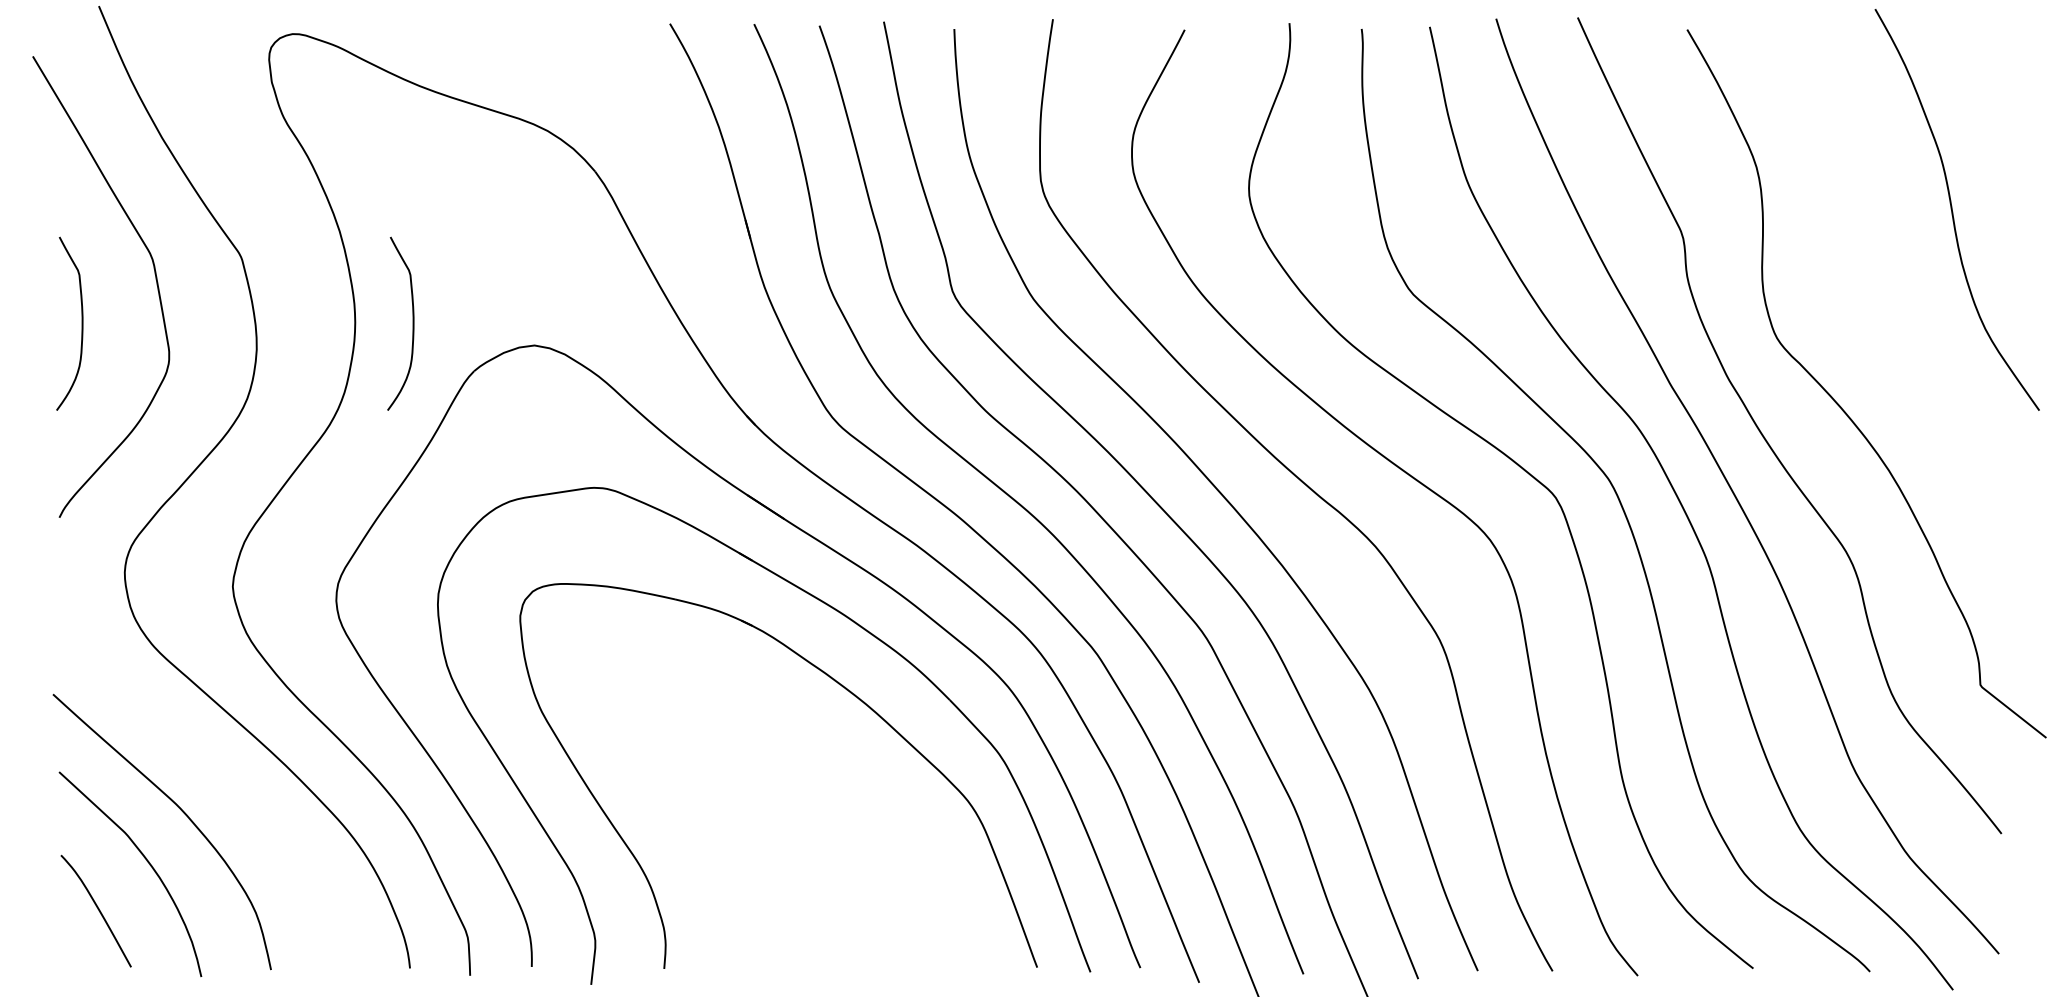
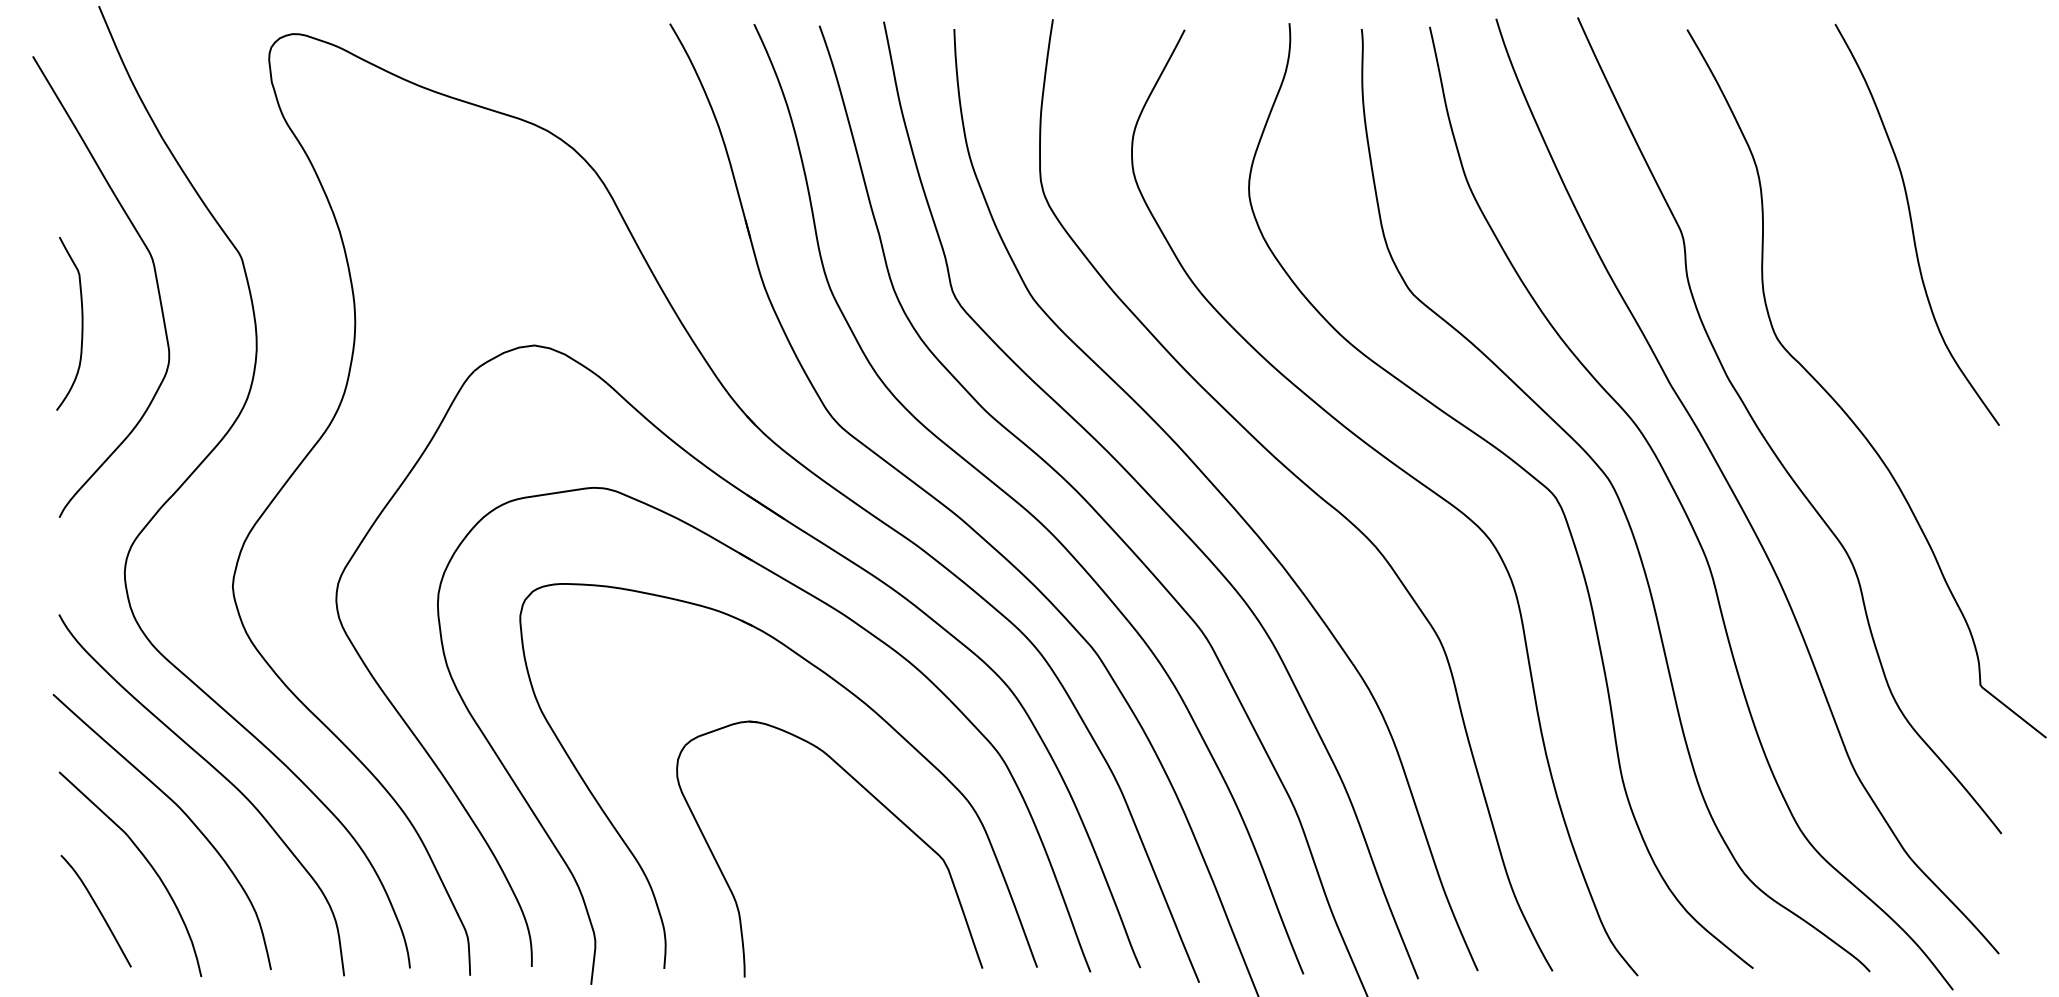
curve position: (1952, 209) -> (1912, 224) (1912, 224)
curve: present -> none (412, 323)
curve: none -> present (217, 772)
part: none -> present (876, 800)
